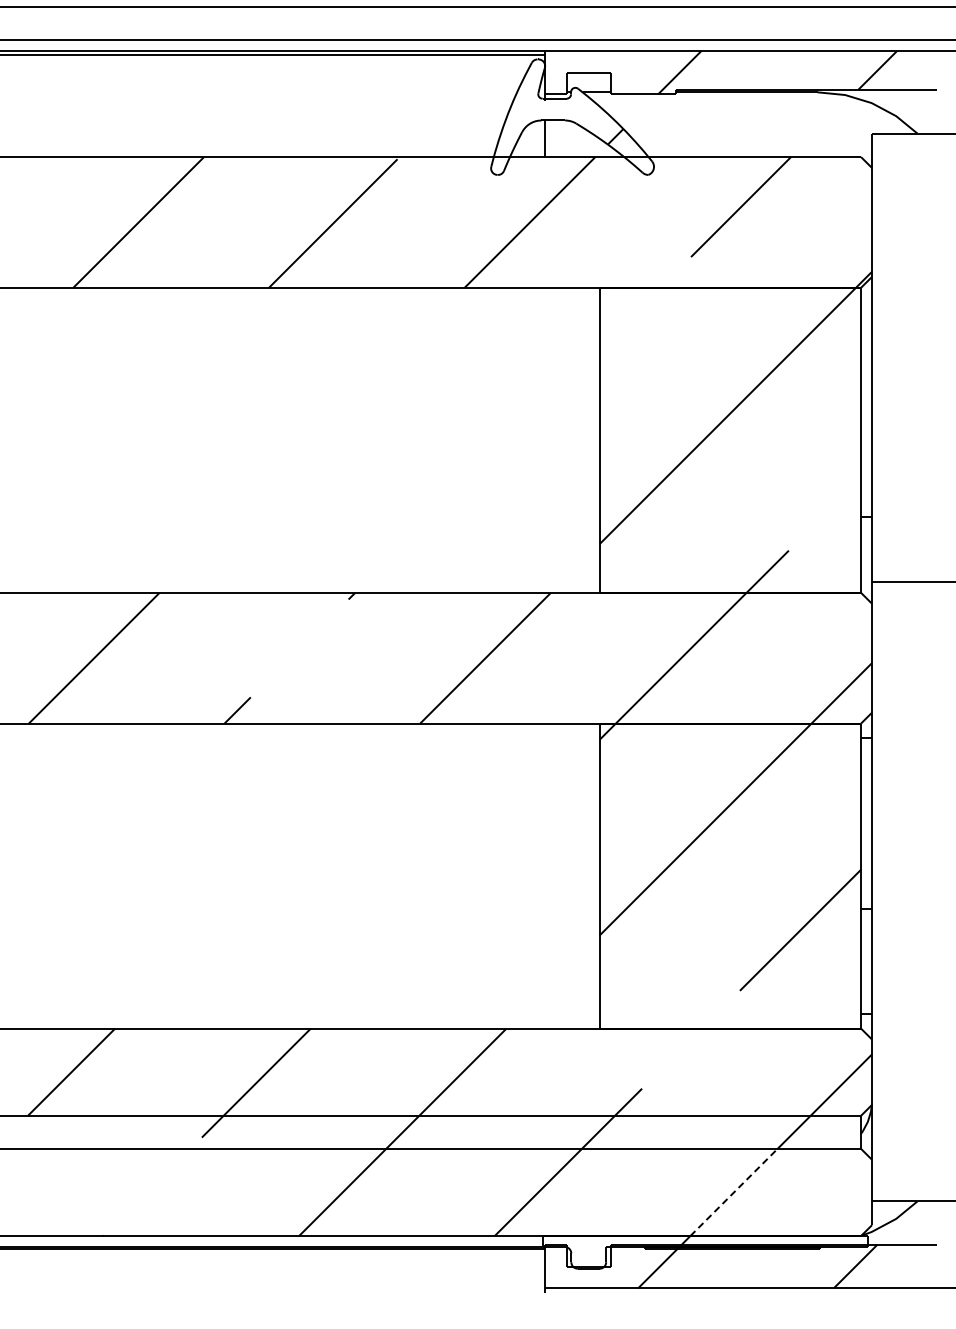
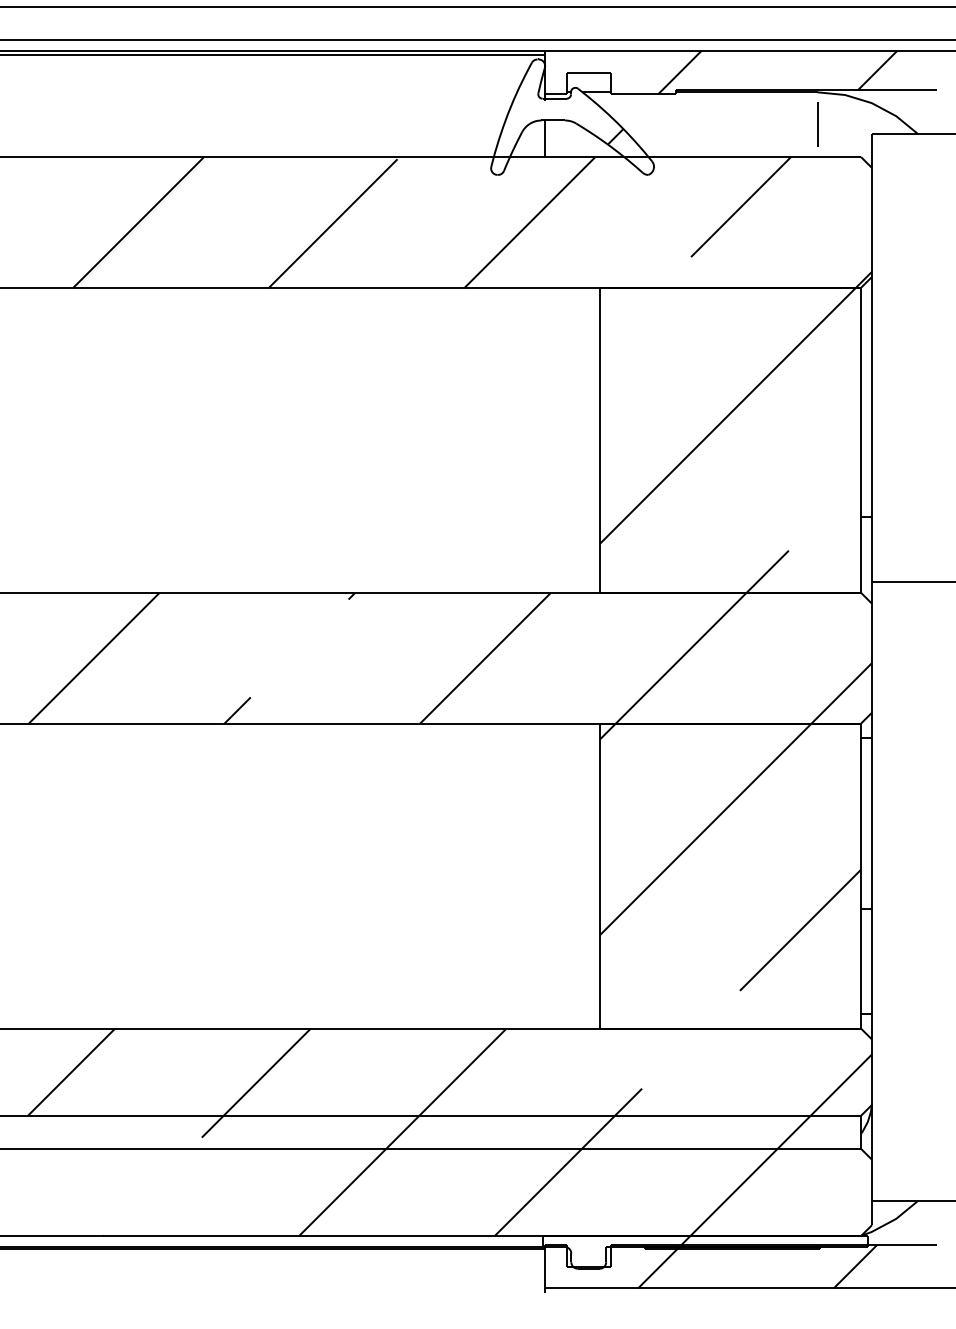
line: none -> present (817, 124)
line: dashed -> solid (733, 1192)
